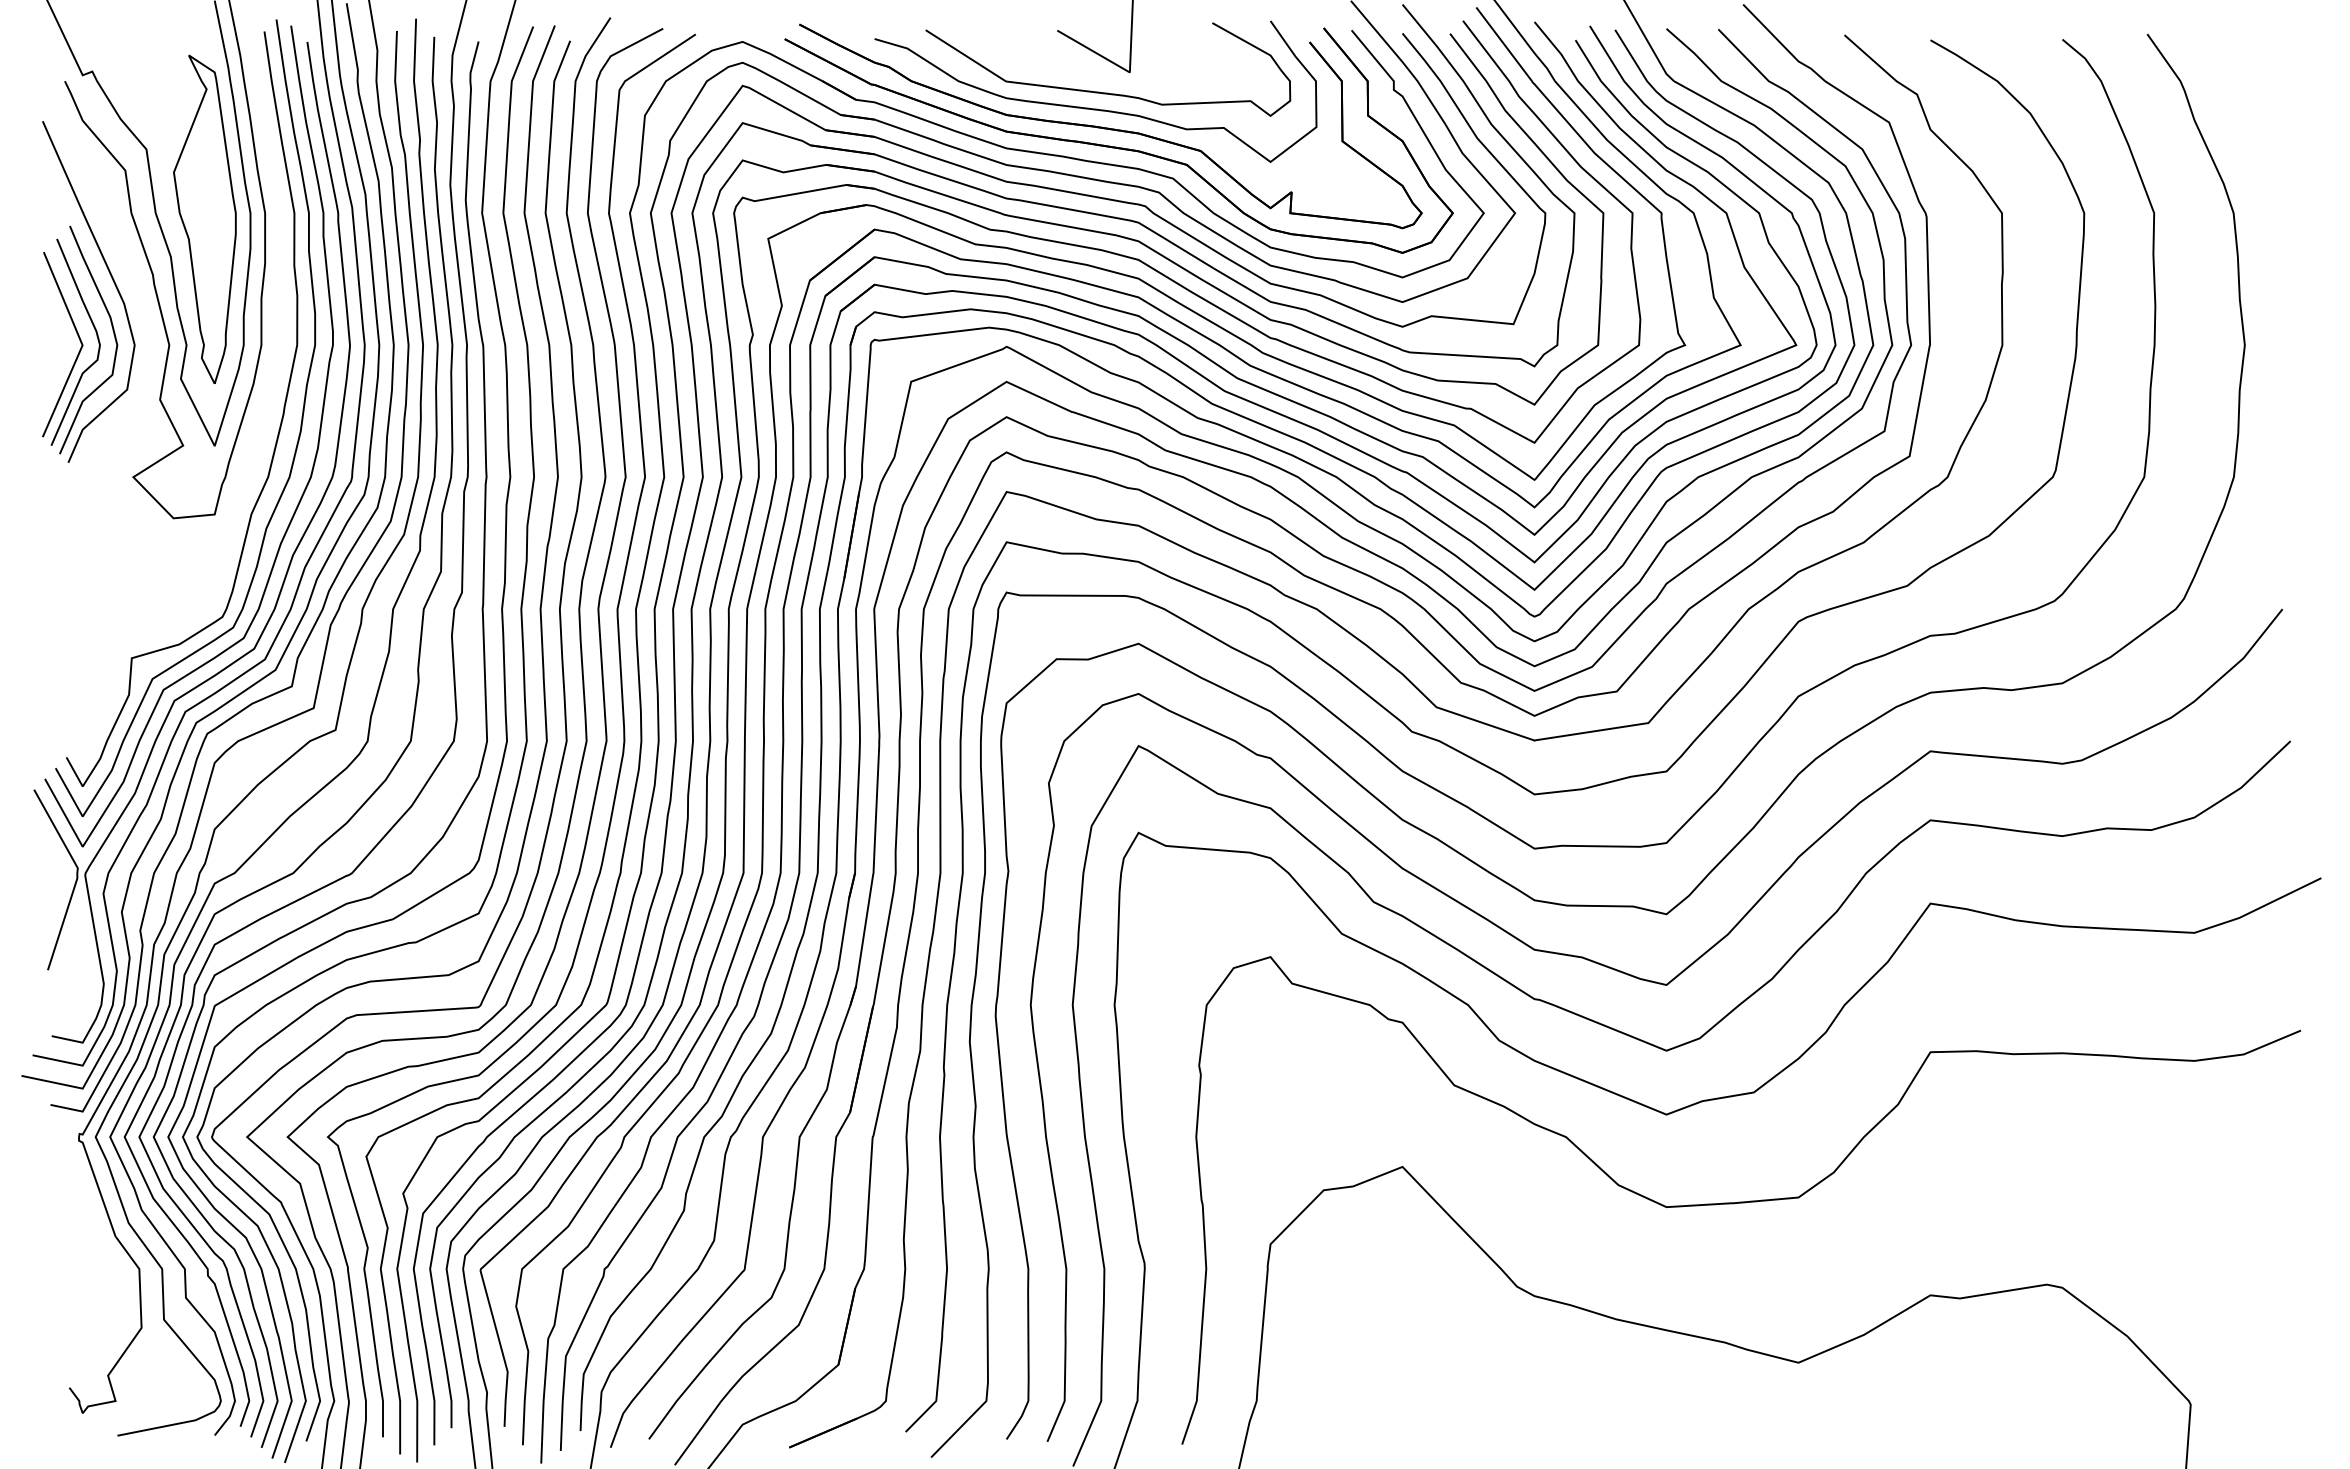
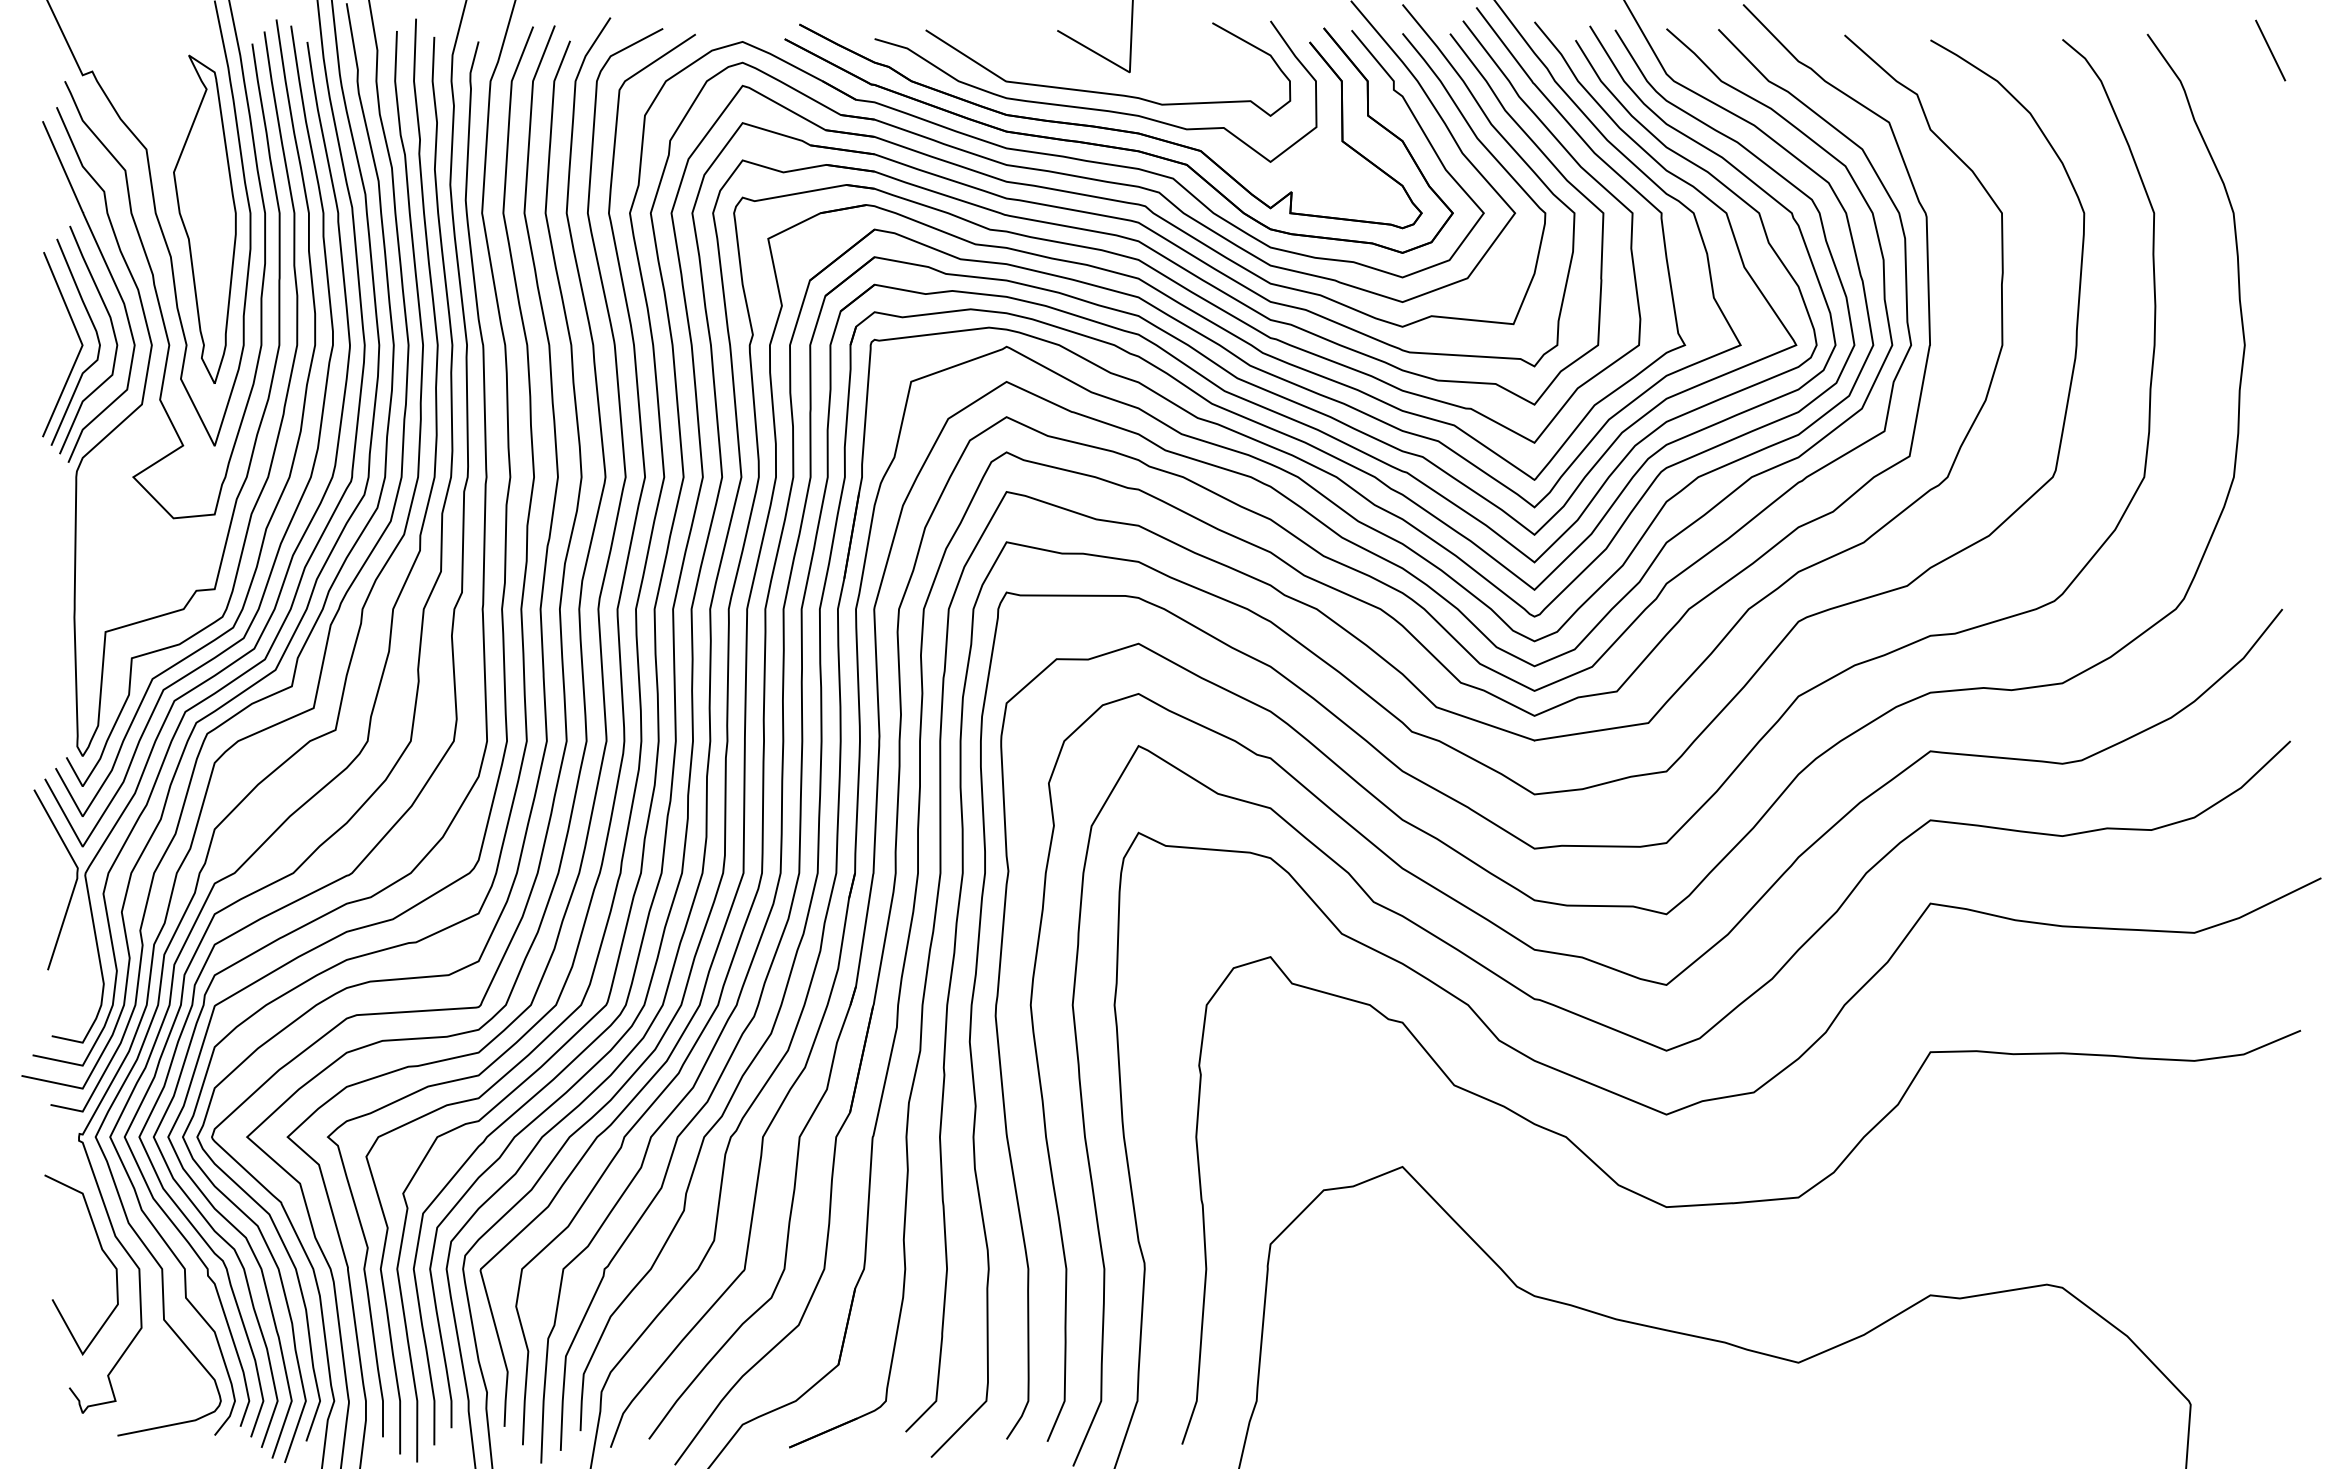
line: none -> present (2270, 50)
curve: none -> present (144, 397)
curve: none -> present (101, 1250)
